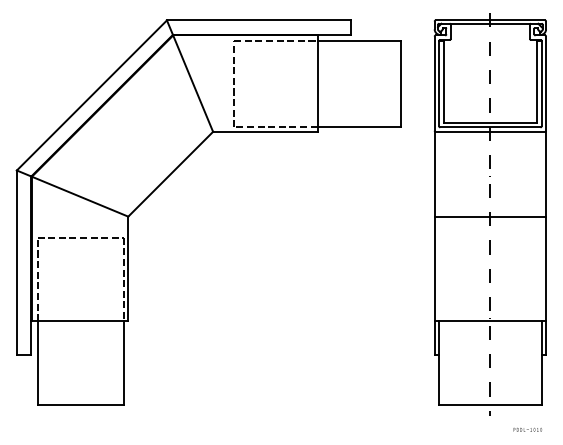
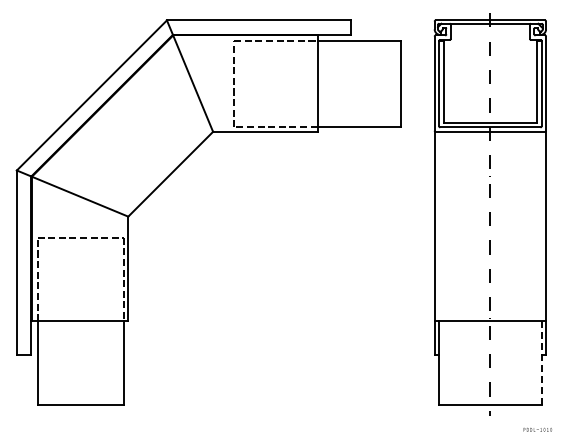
line: present -> none (490, 216)
line: solid -> dashed (541, 363)
text position: (527, 429) -> (537, 429) (537, 429)
